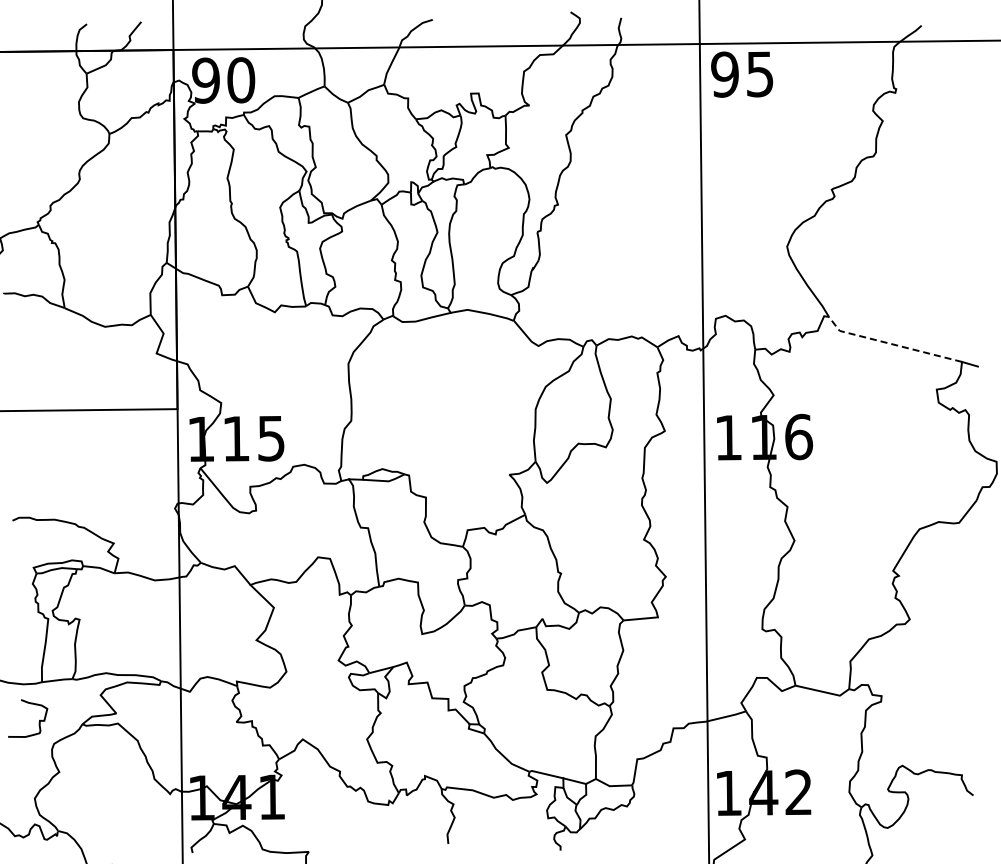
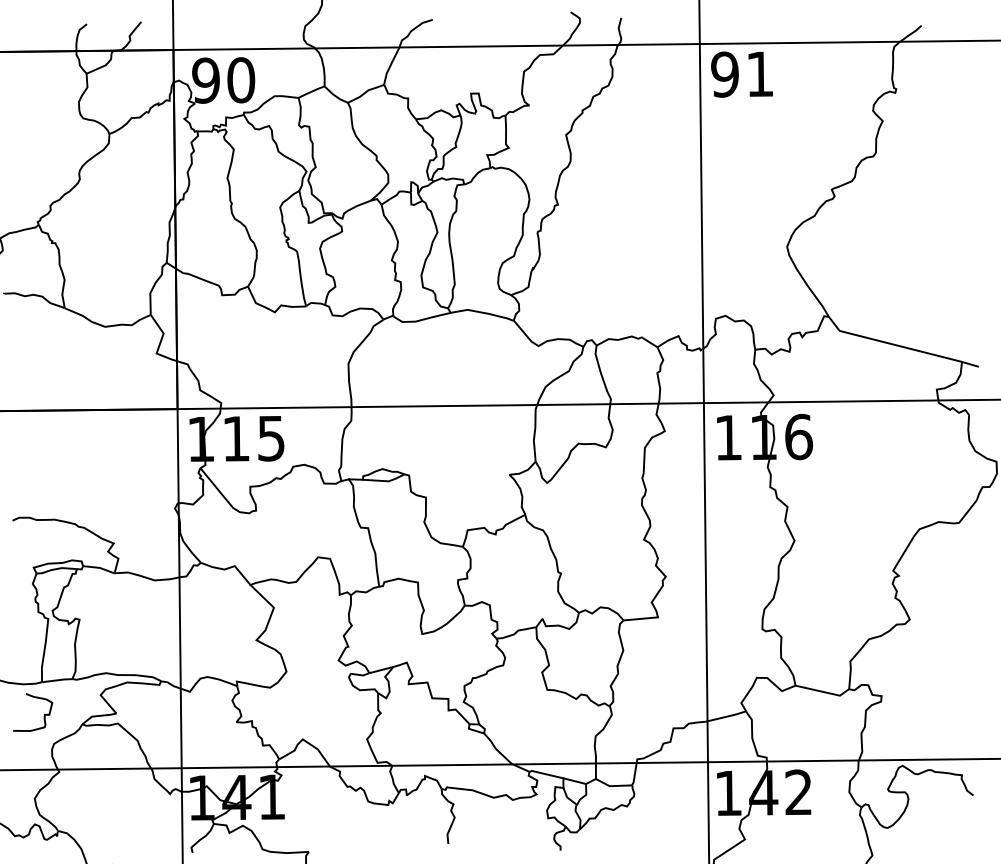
text: 95 -> 91 (760, 74)
line: dashed -> solid (891, 344)
line: none -> present (499, 405)
curve position: (38, 722) -> (43, 716) (43, 716)
line: none -> present (499, 764)
